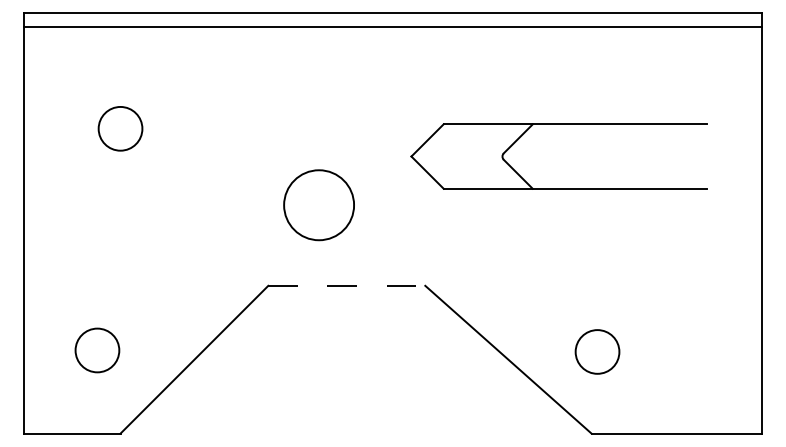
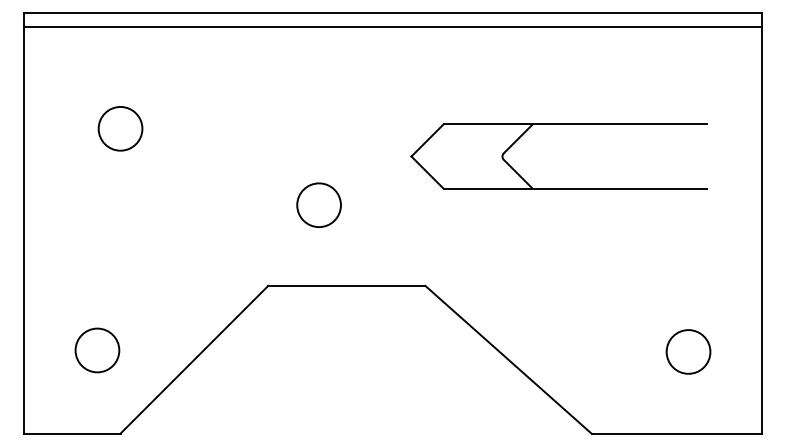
circle diameter: 70 px -> 44 px (318, 205)
line: dashed -> solid (346, 285)
circle position: (597, 351) -> (688, 351) (688, 351)
